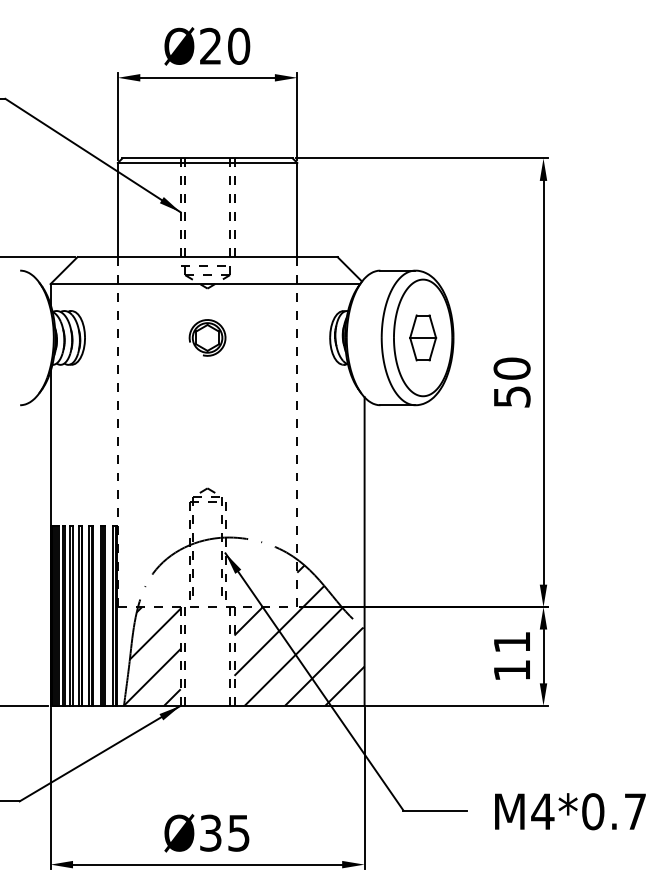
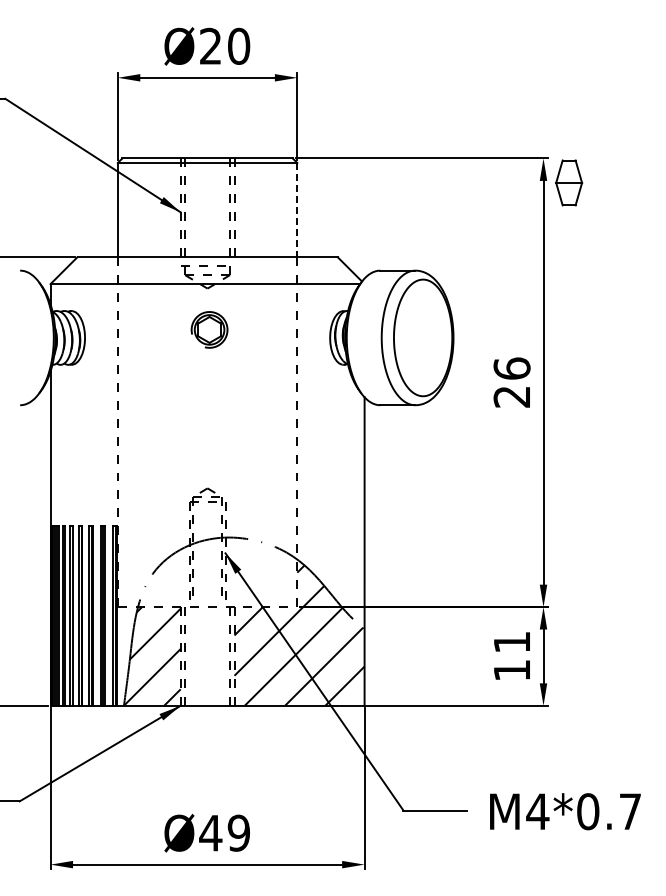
line: solid -> dashed (297, 210)
part position: (207, 337) -> (209, 329) (209, 329)
part position: (423, 337) -> (569, 182) (569, 182)
text: 50 -> 26 (511, 382)
text position: (570, 811) -> (565, 811) (565, 811)
text: Ø35 -> Ø49 (224, 832)
